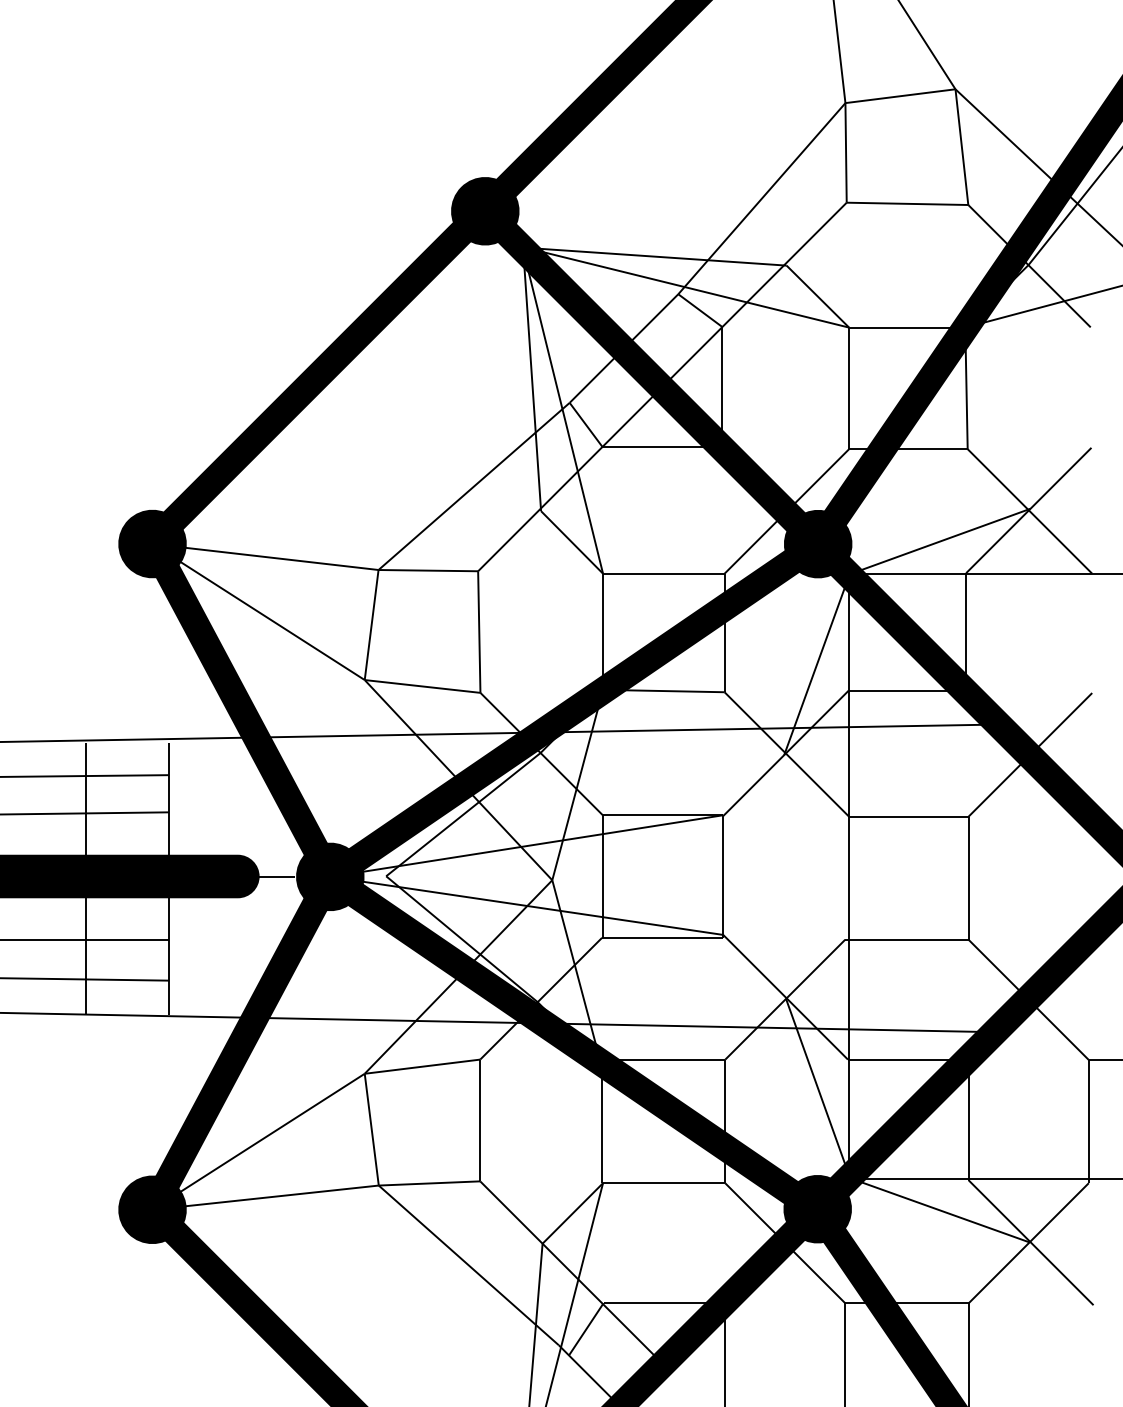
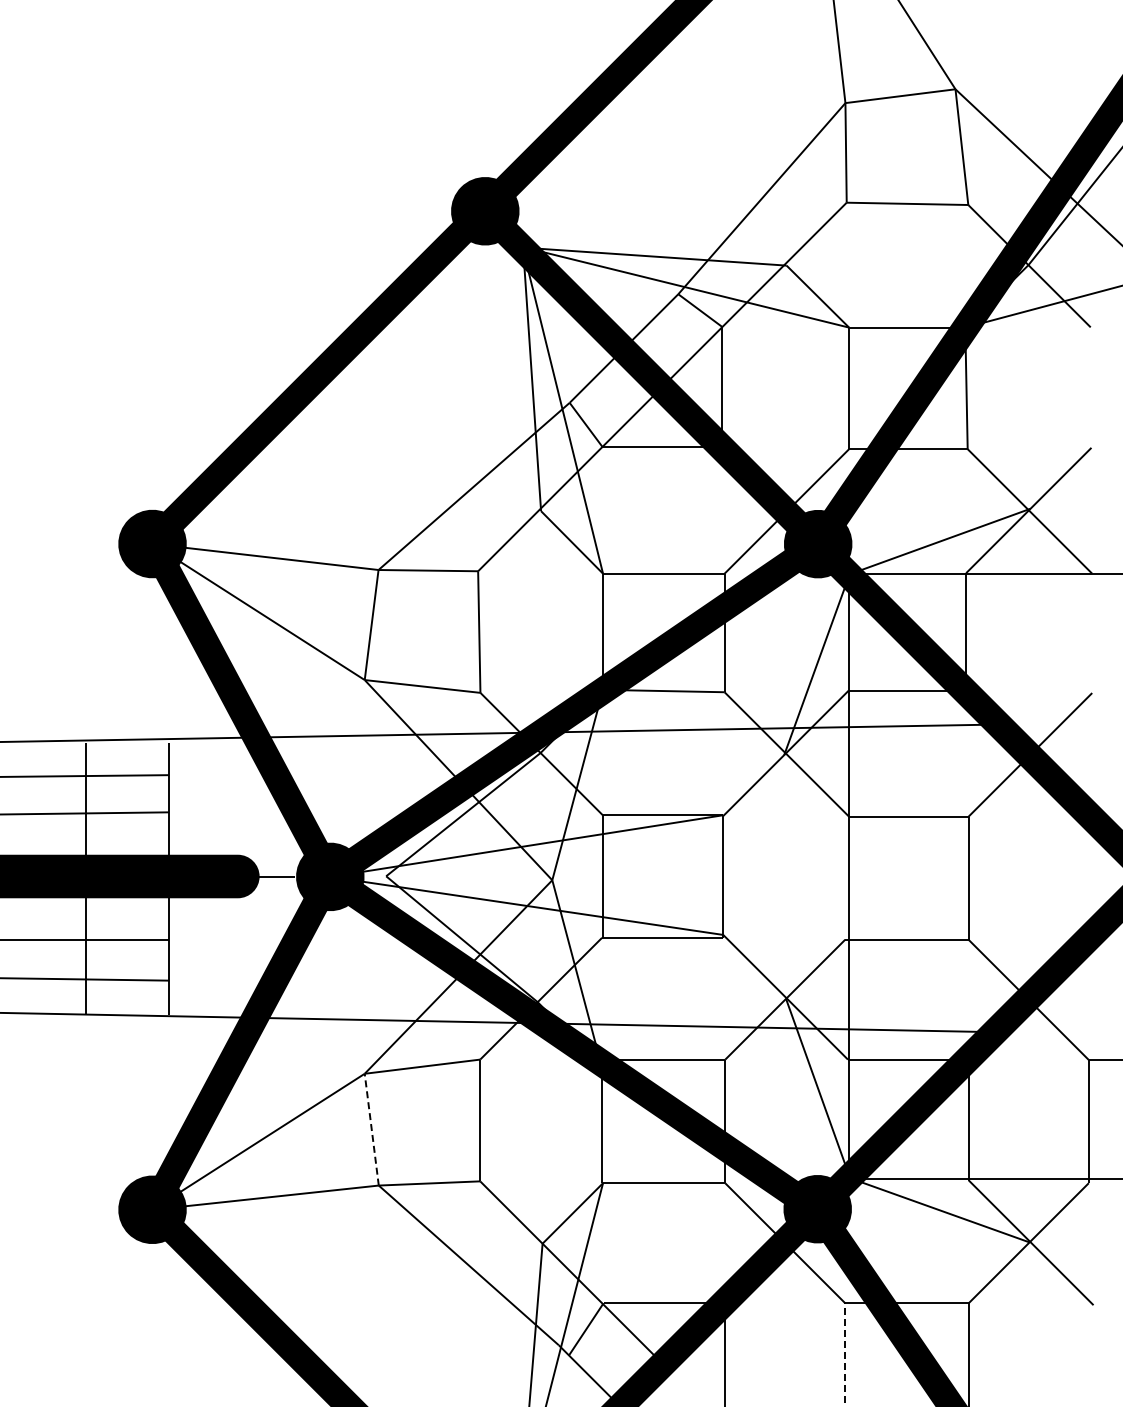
line: solid -> dashed (371, 1129)
line: solid -> dashed (845, 1354)
